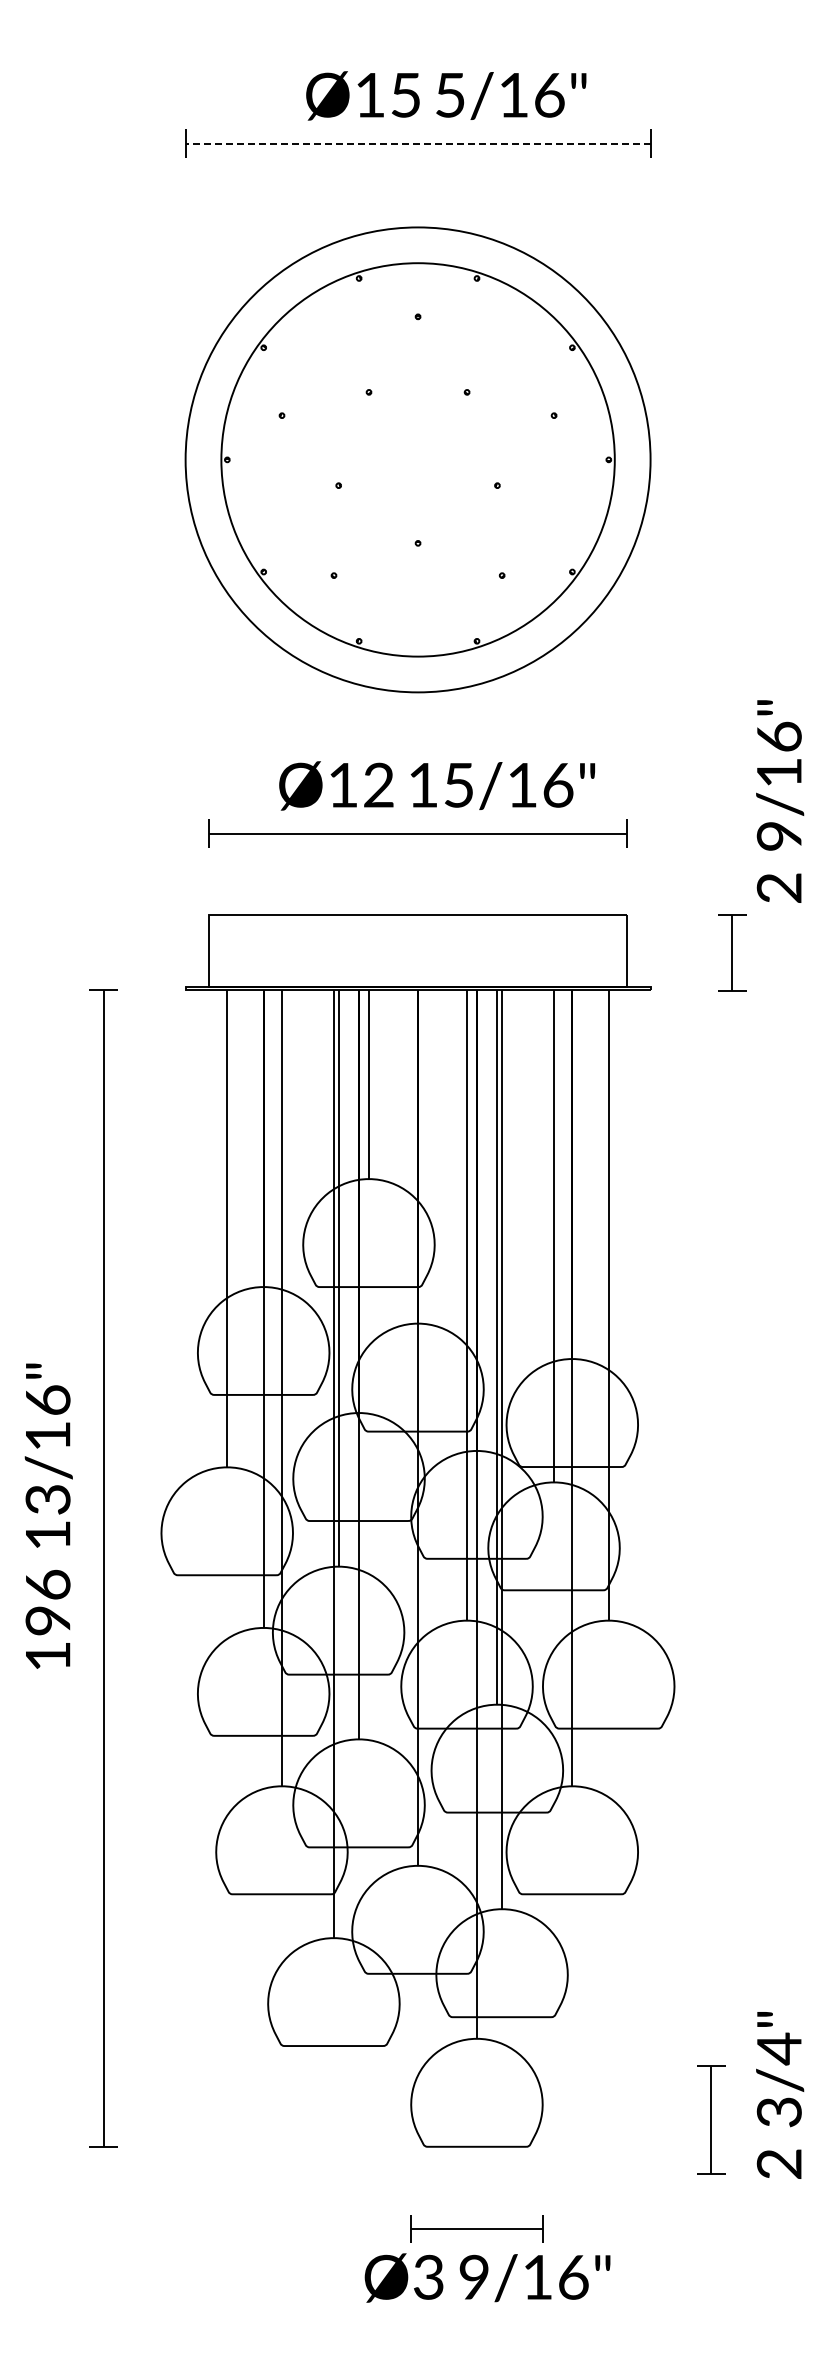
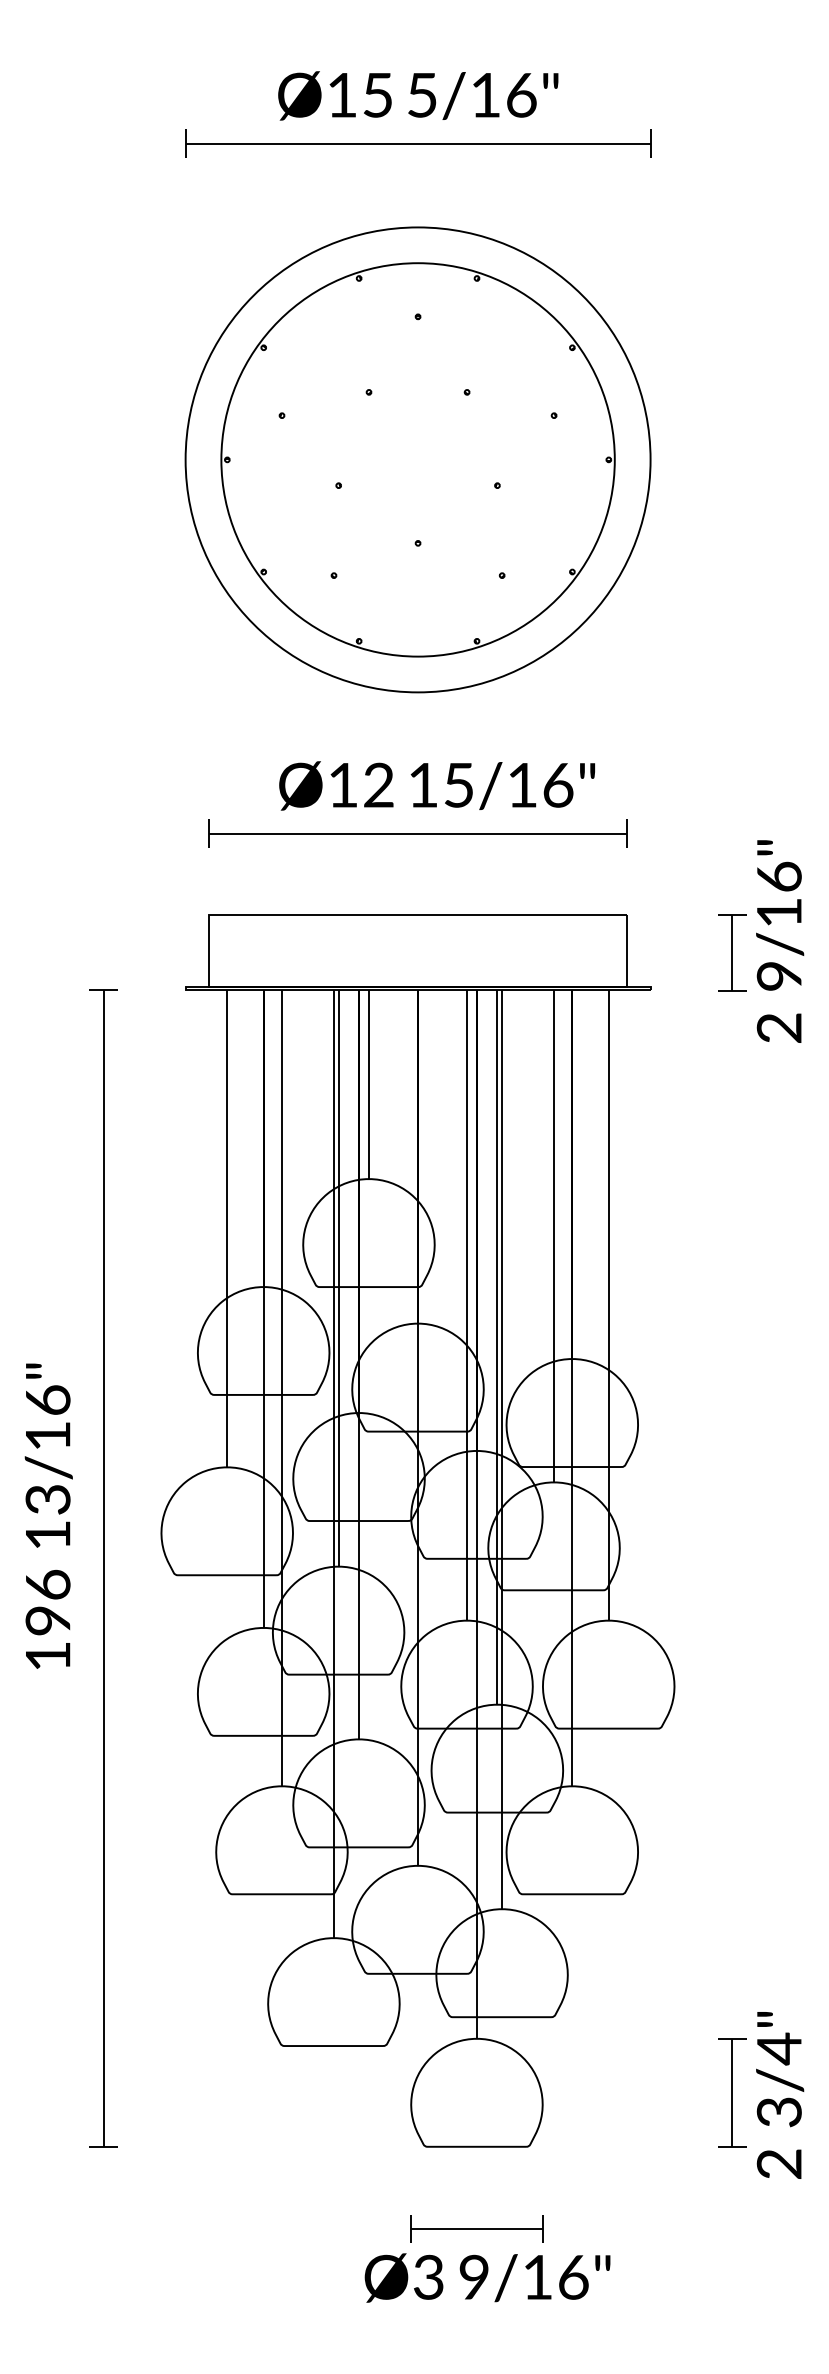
text position: (446, 95) -> (418, 95) (418, 95)
line: dashed -> solid (417, 143)
text position: (780, 801) -> (780, 941) (780, 941)
part position: (711, 2119) -> (732, 2092) (732, 2092)
